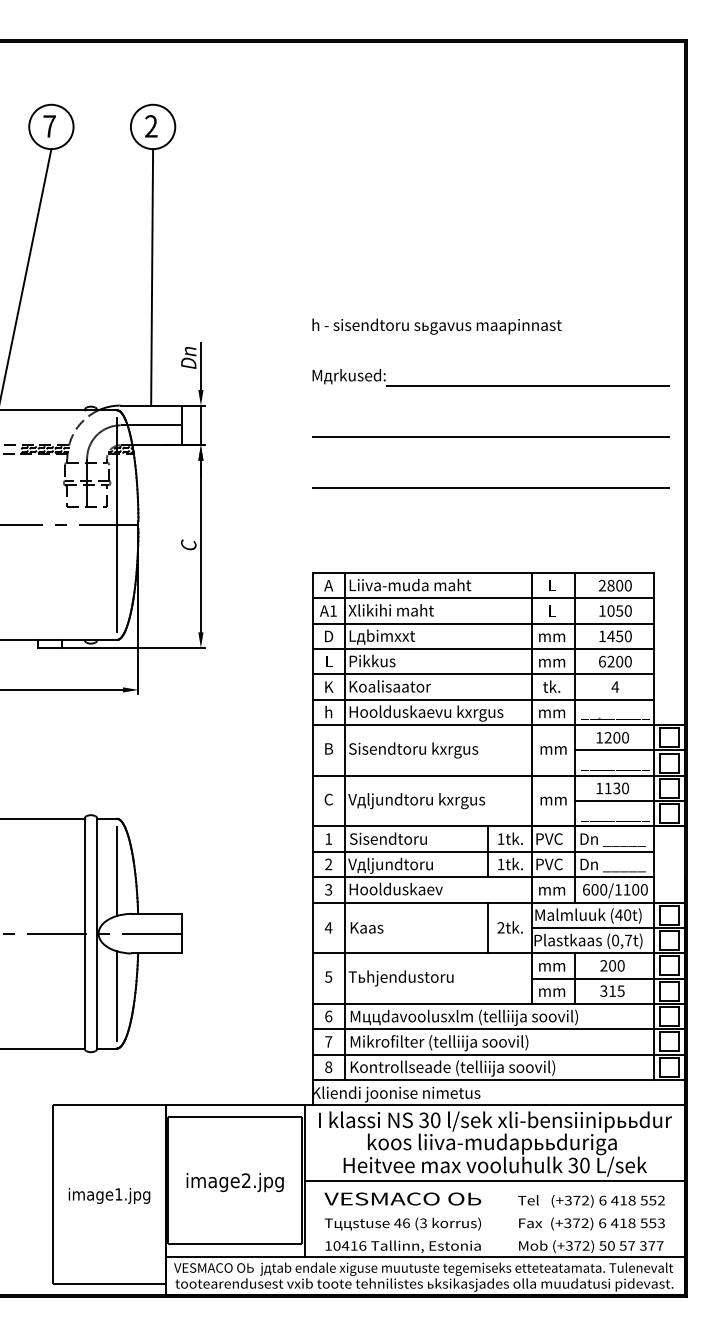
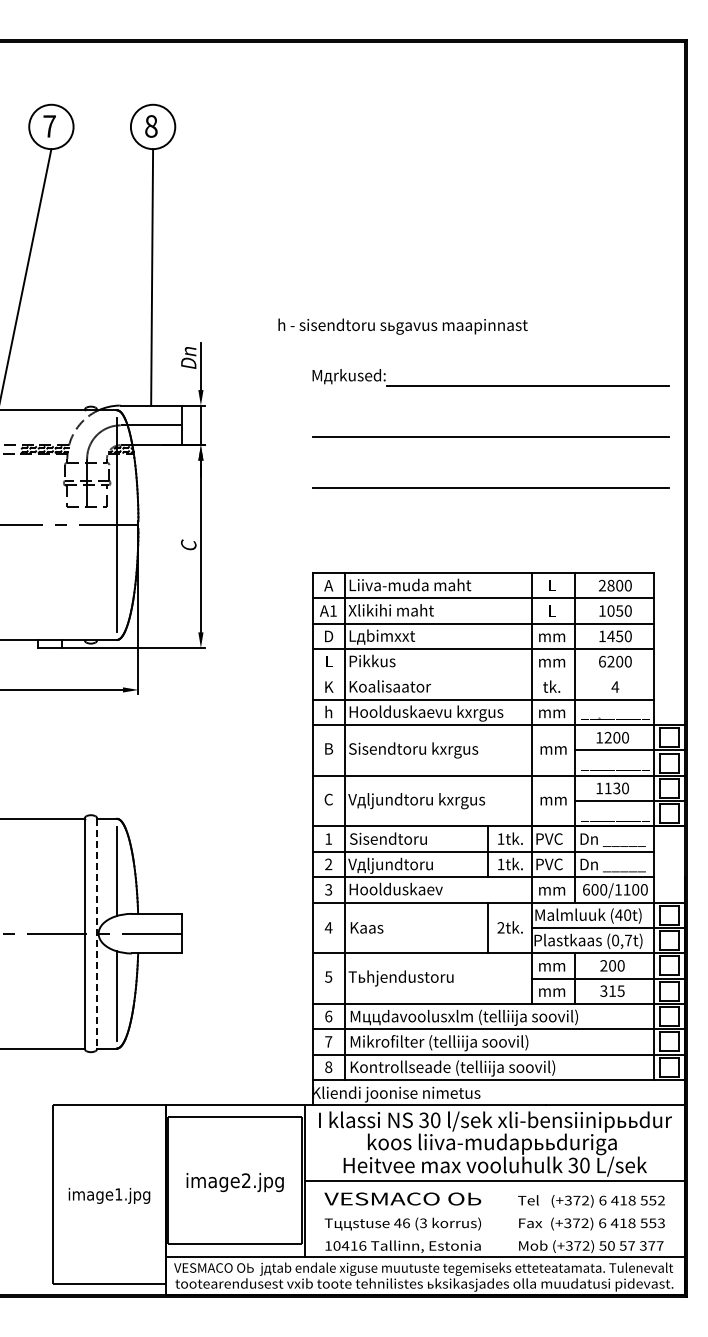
text: 2 -> 8 (151, 126)
text position: (436, 326) -> (402, 326) (402, 326)
line: present -> none (483, 674)
line: solid -> dashed (97, 933)
